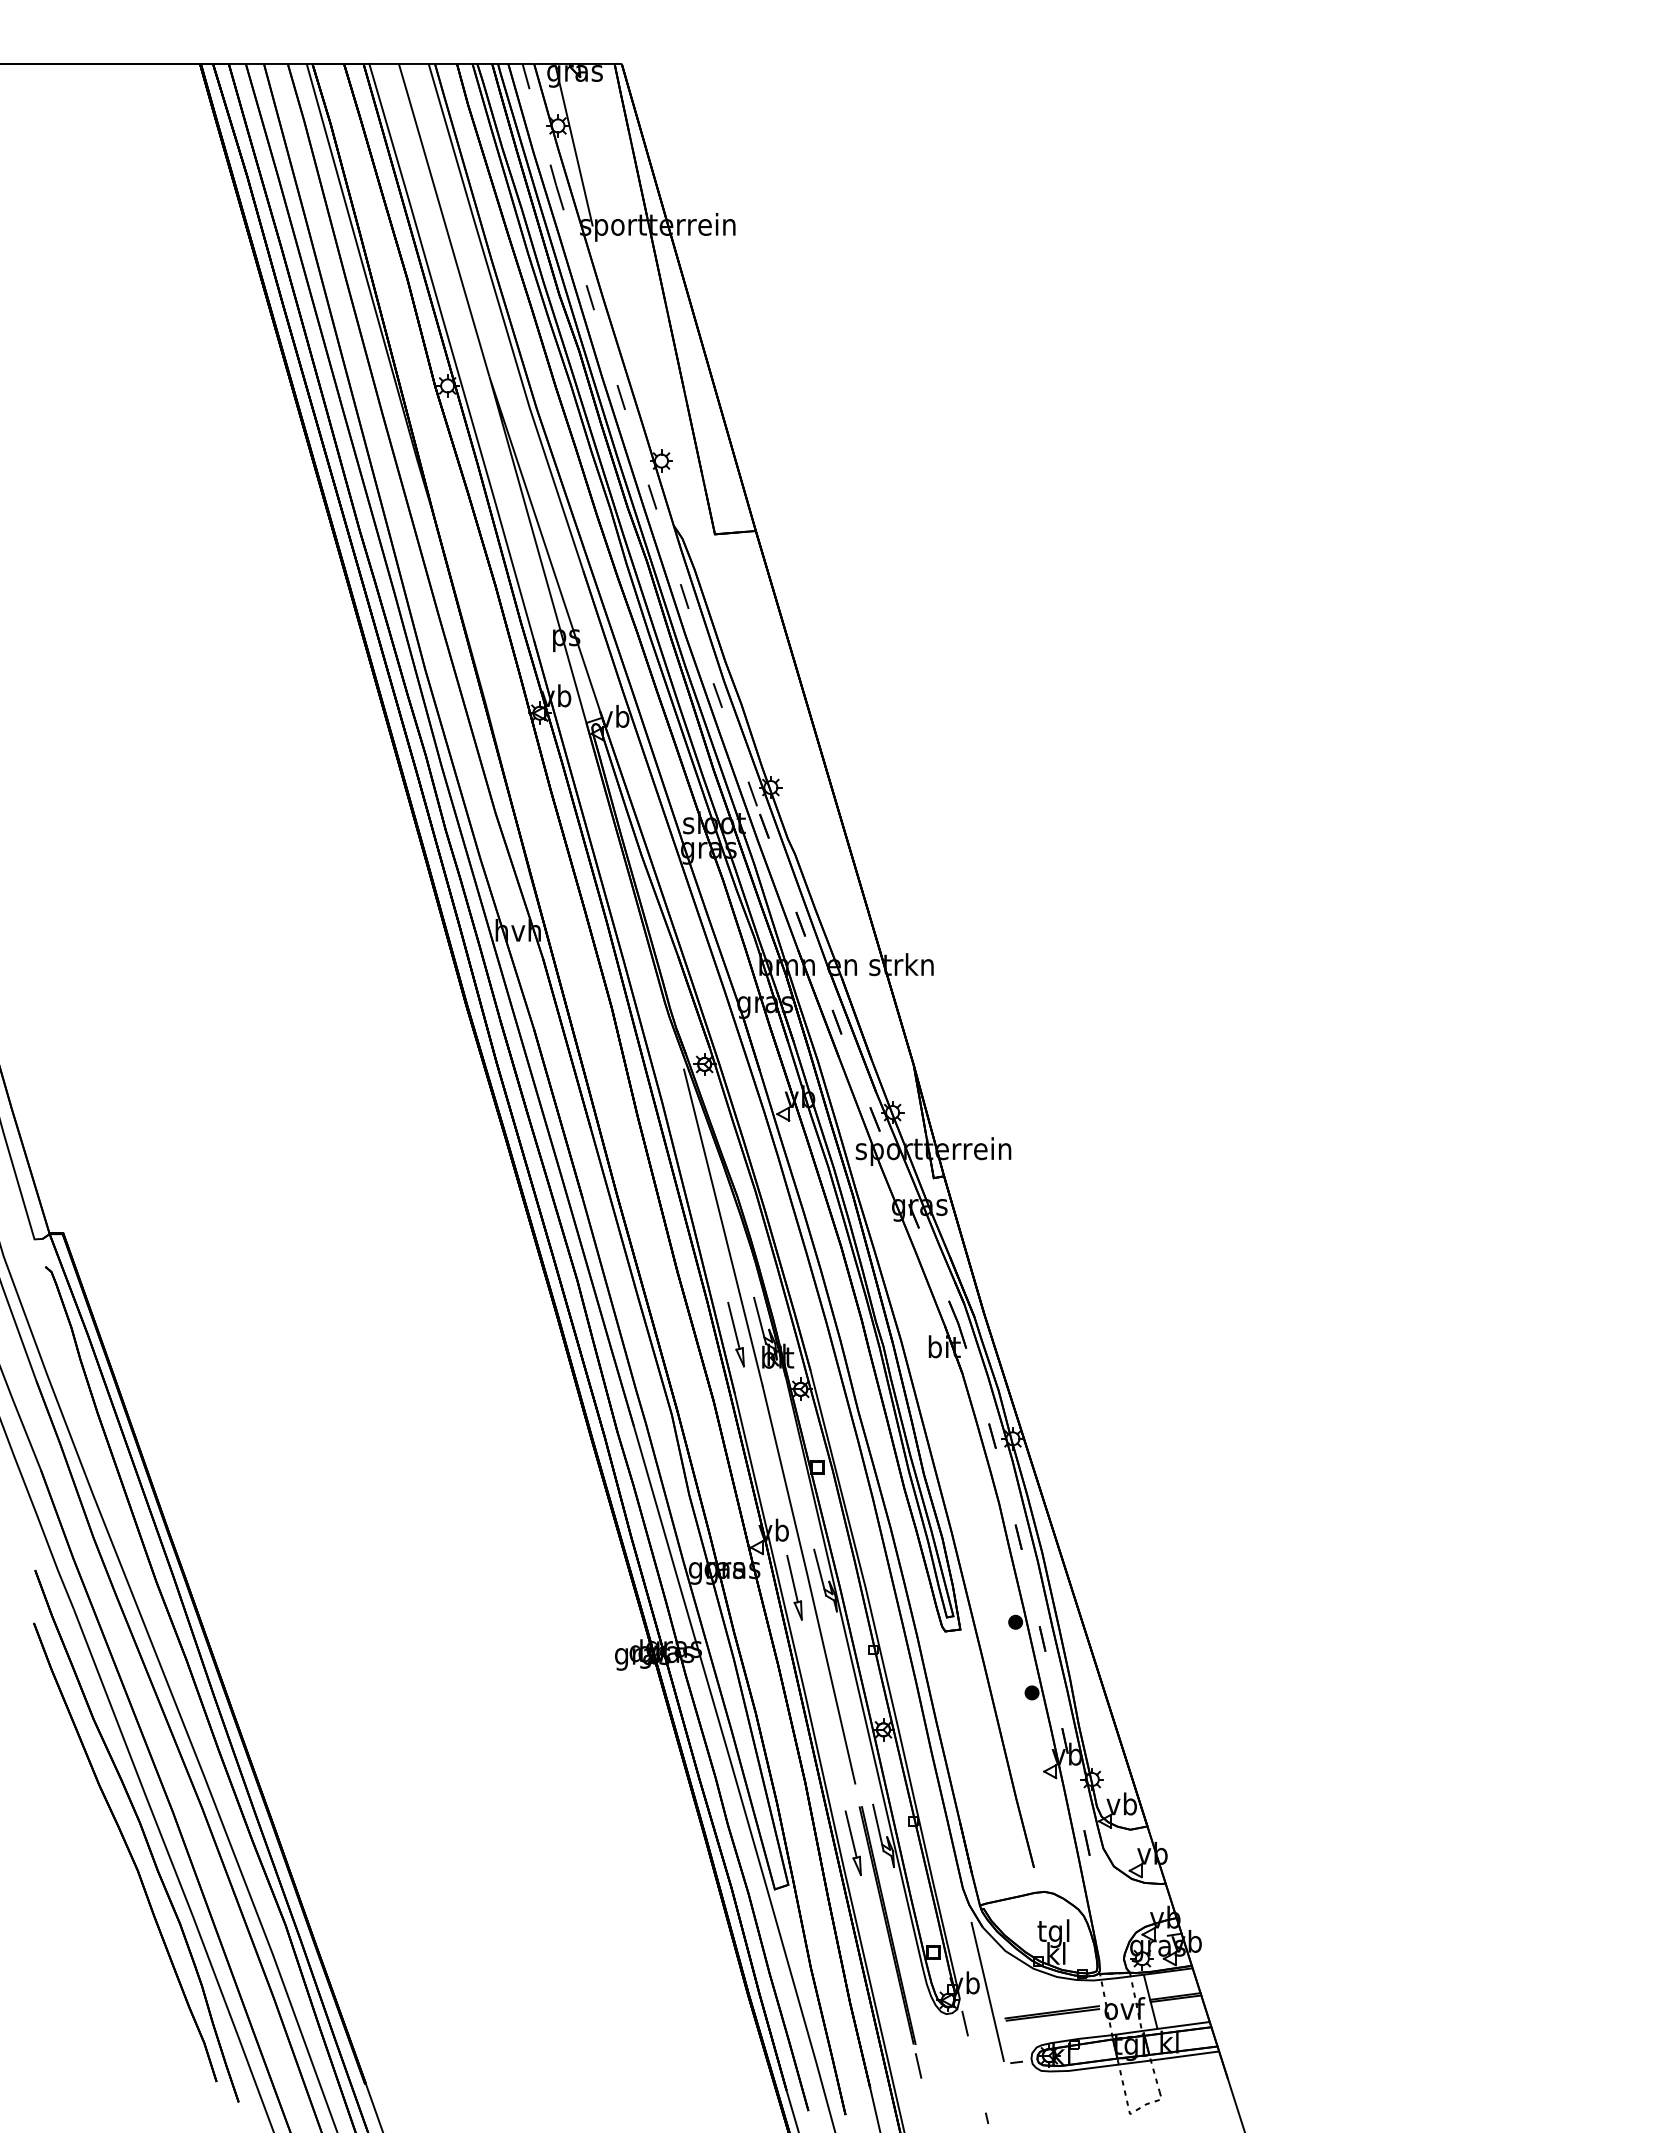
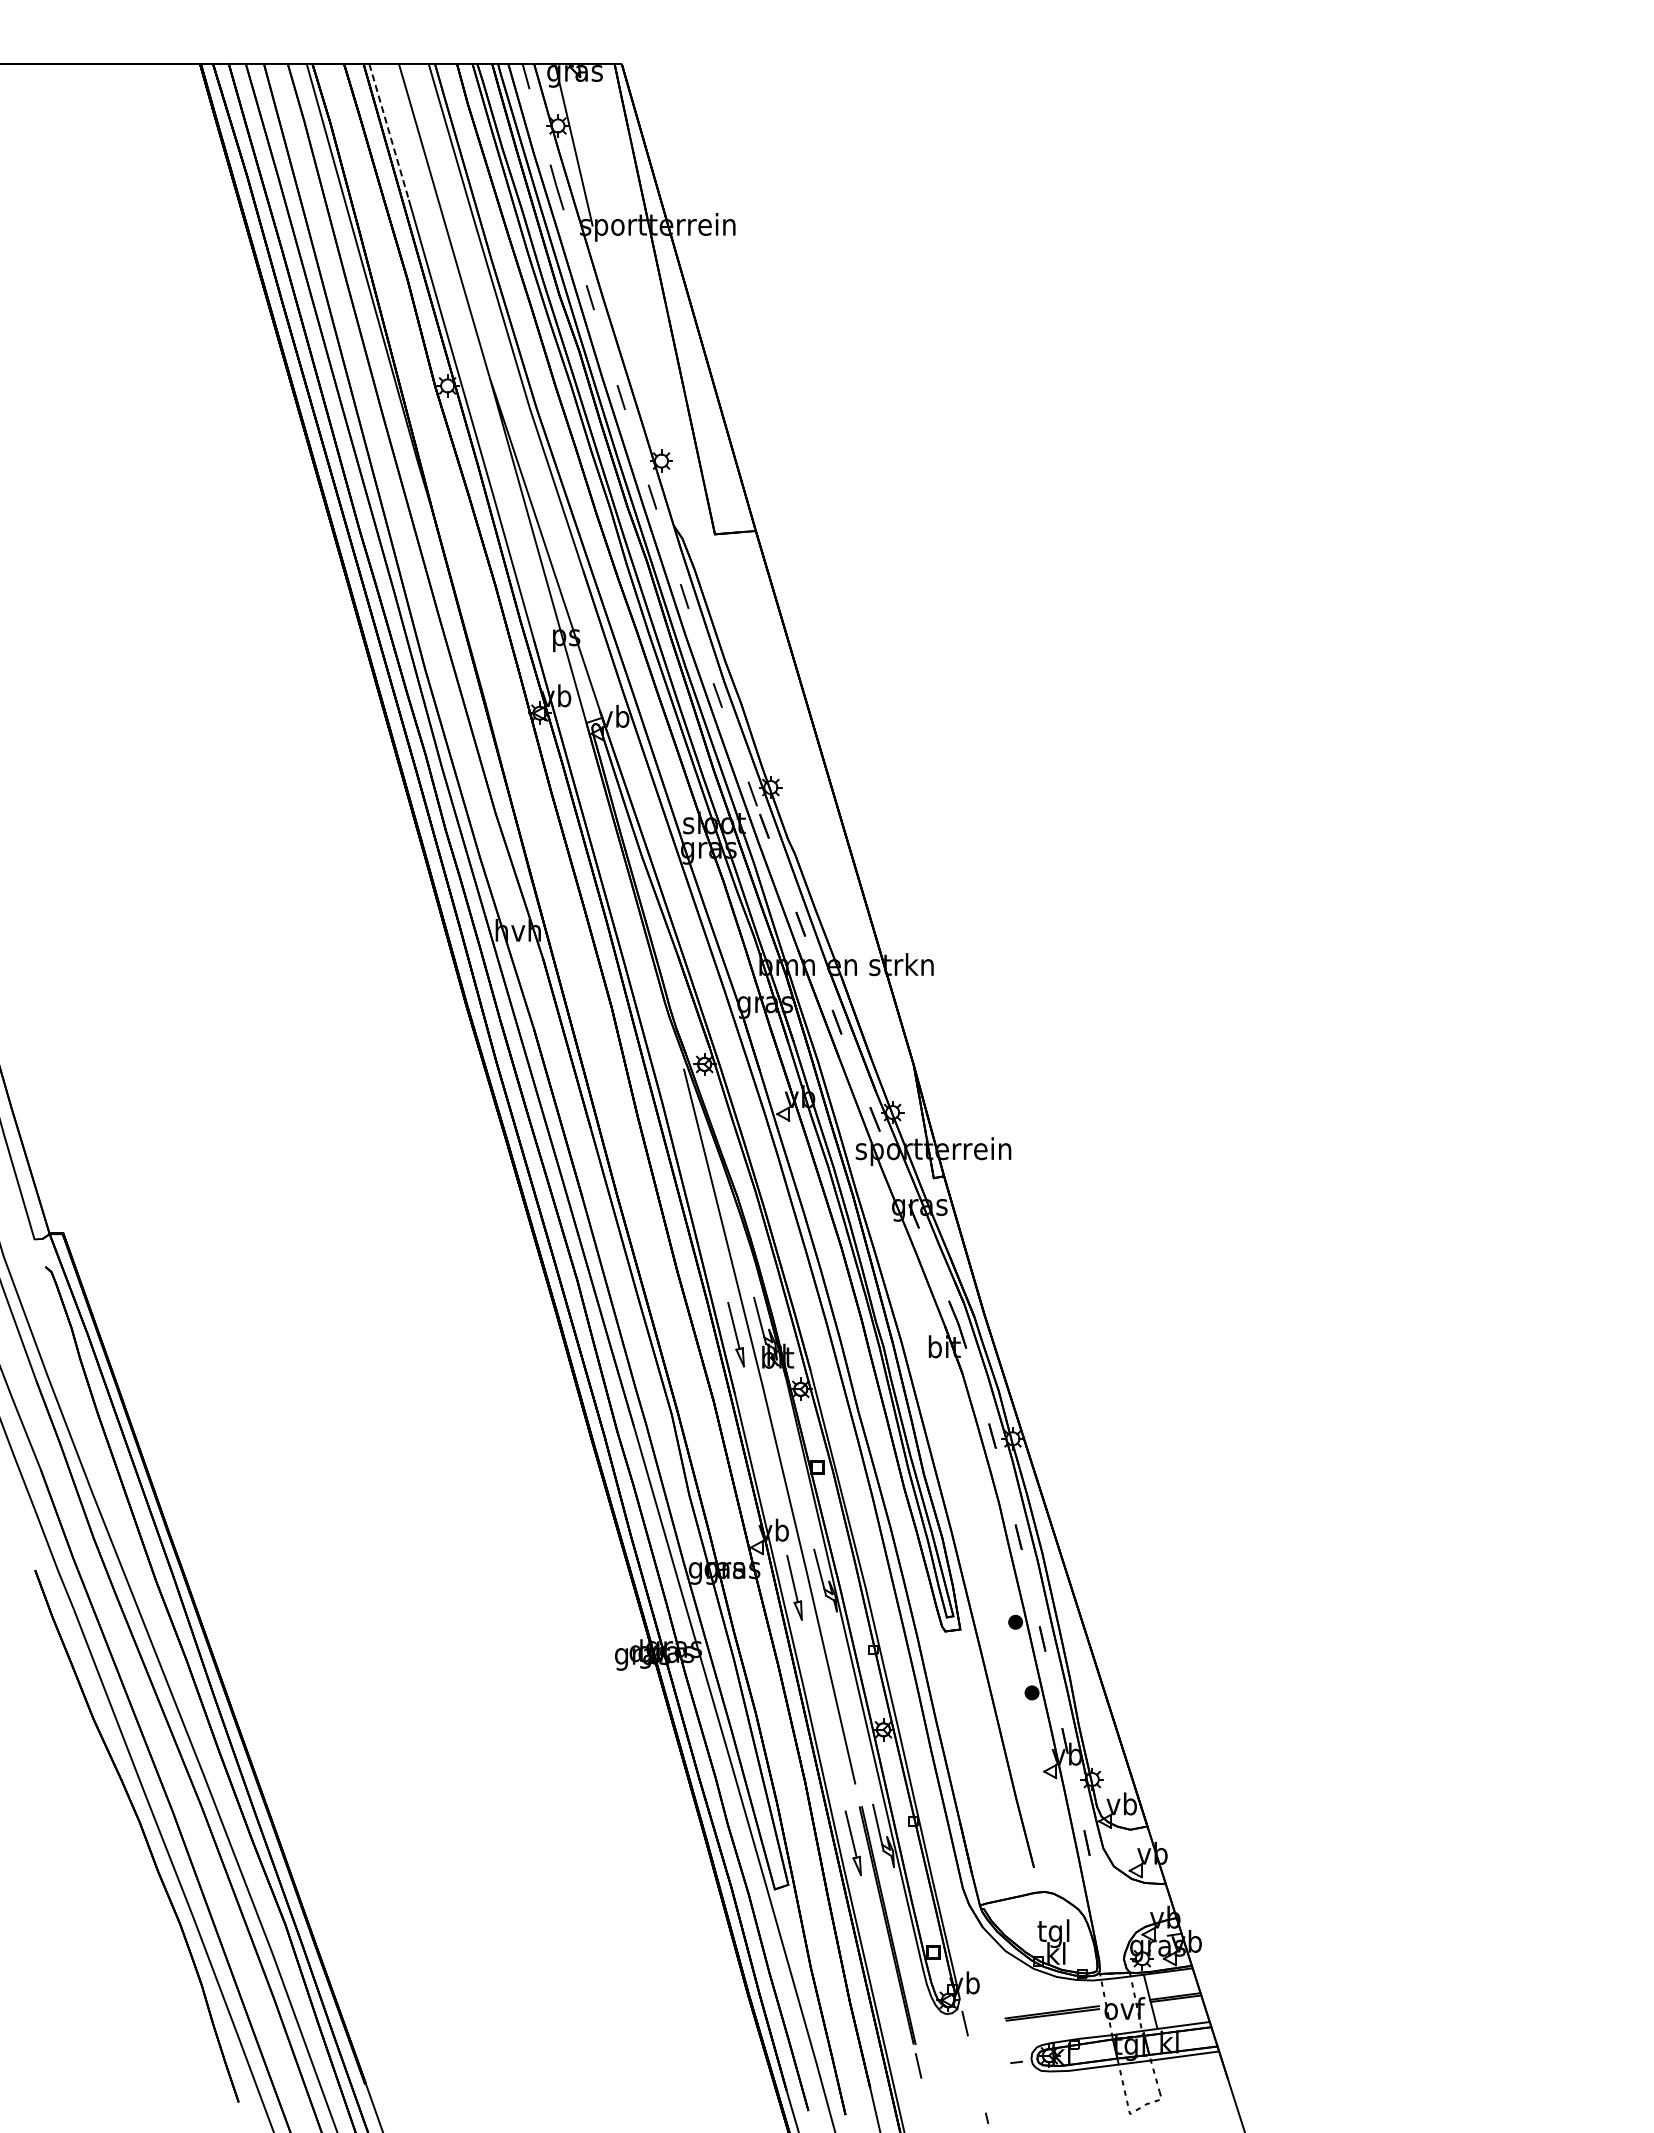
line: solid -> dashed (389, 131)
part: present -> none (125, 1852)
line: present -> none (987, 1991)
